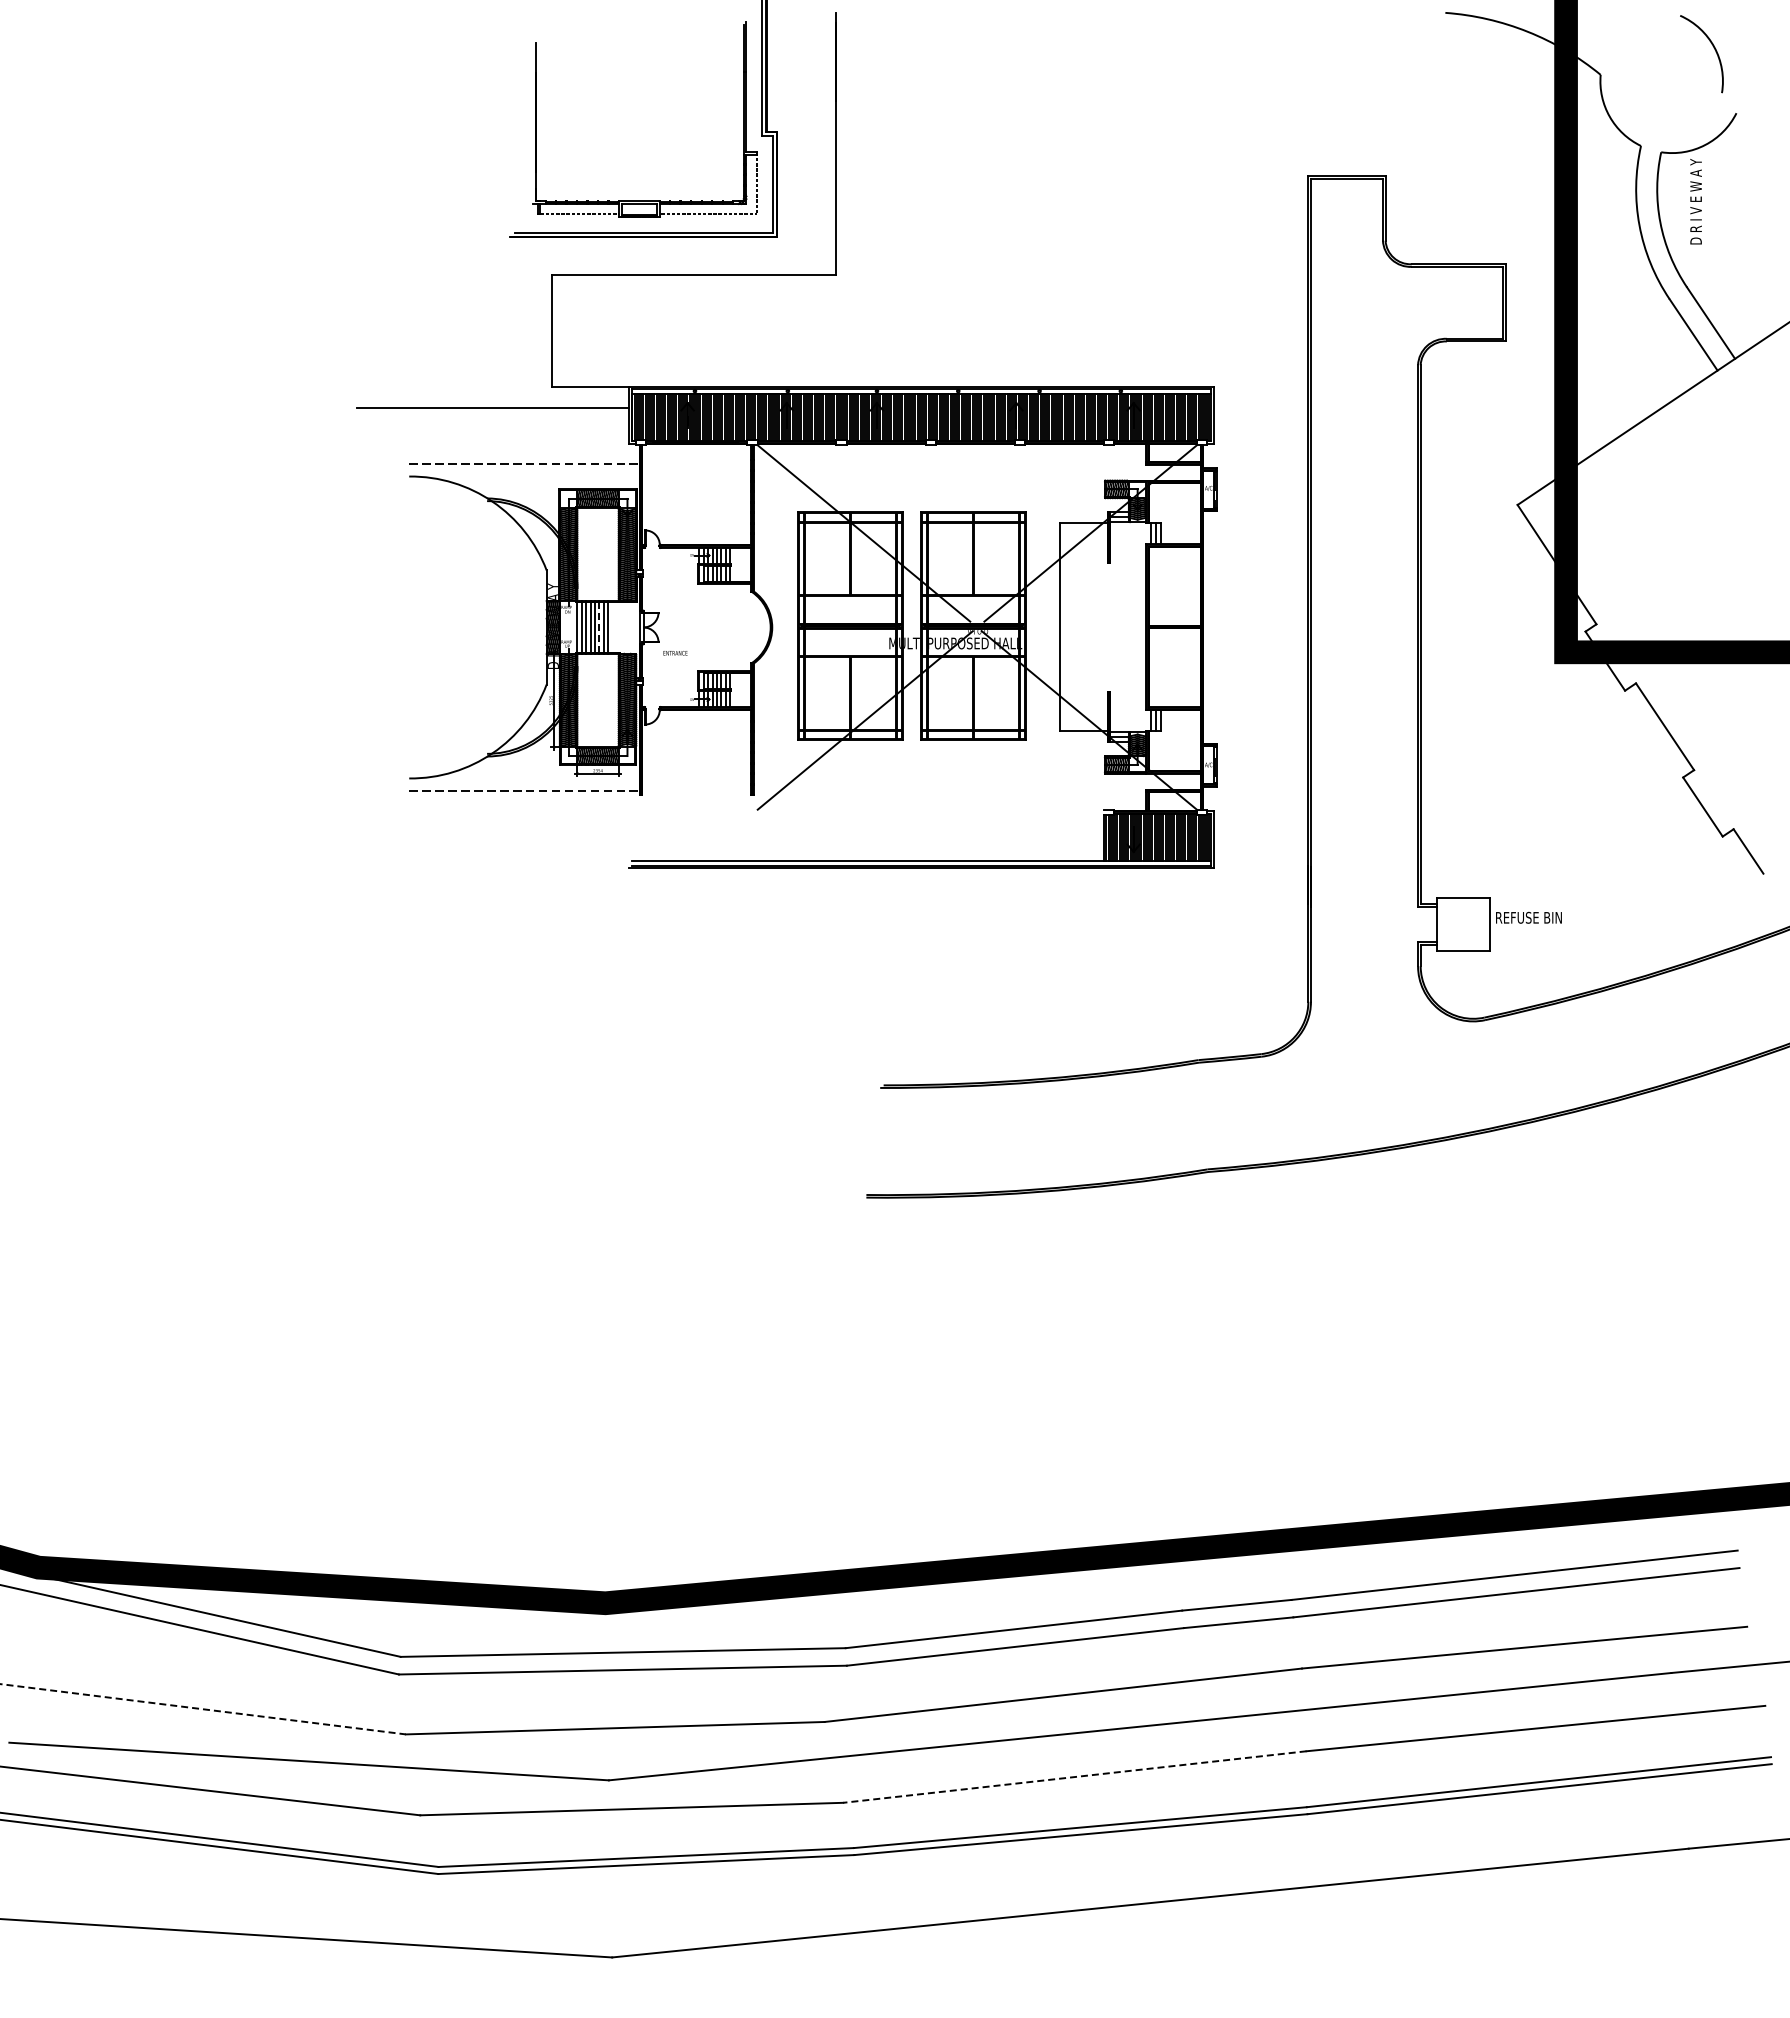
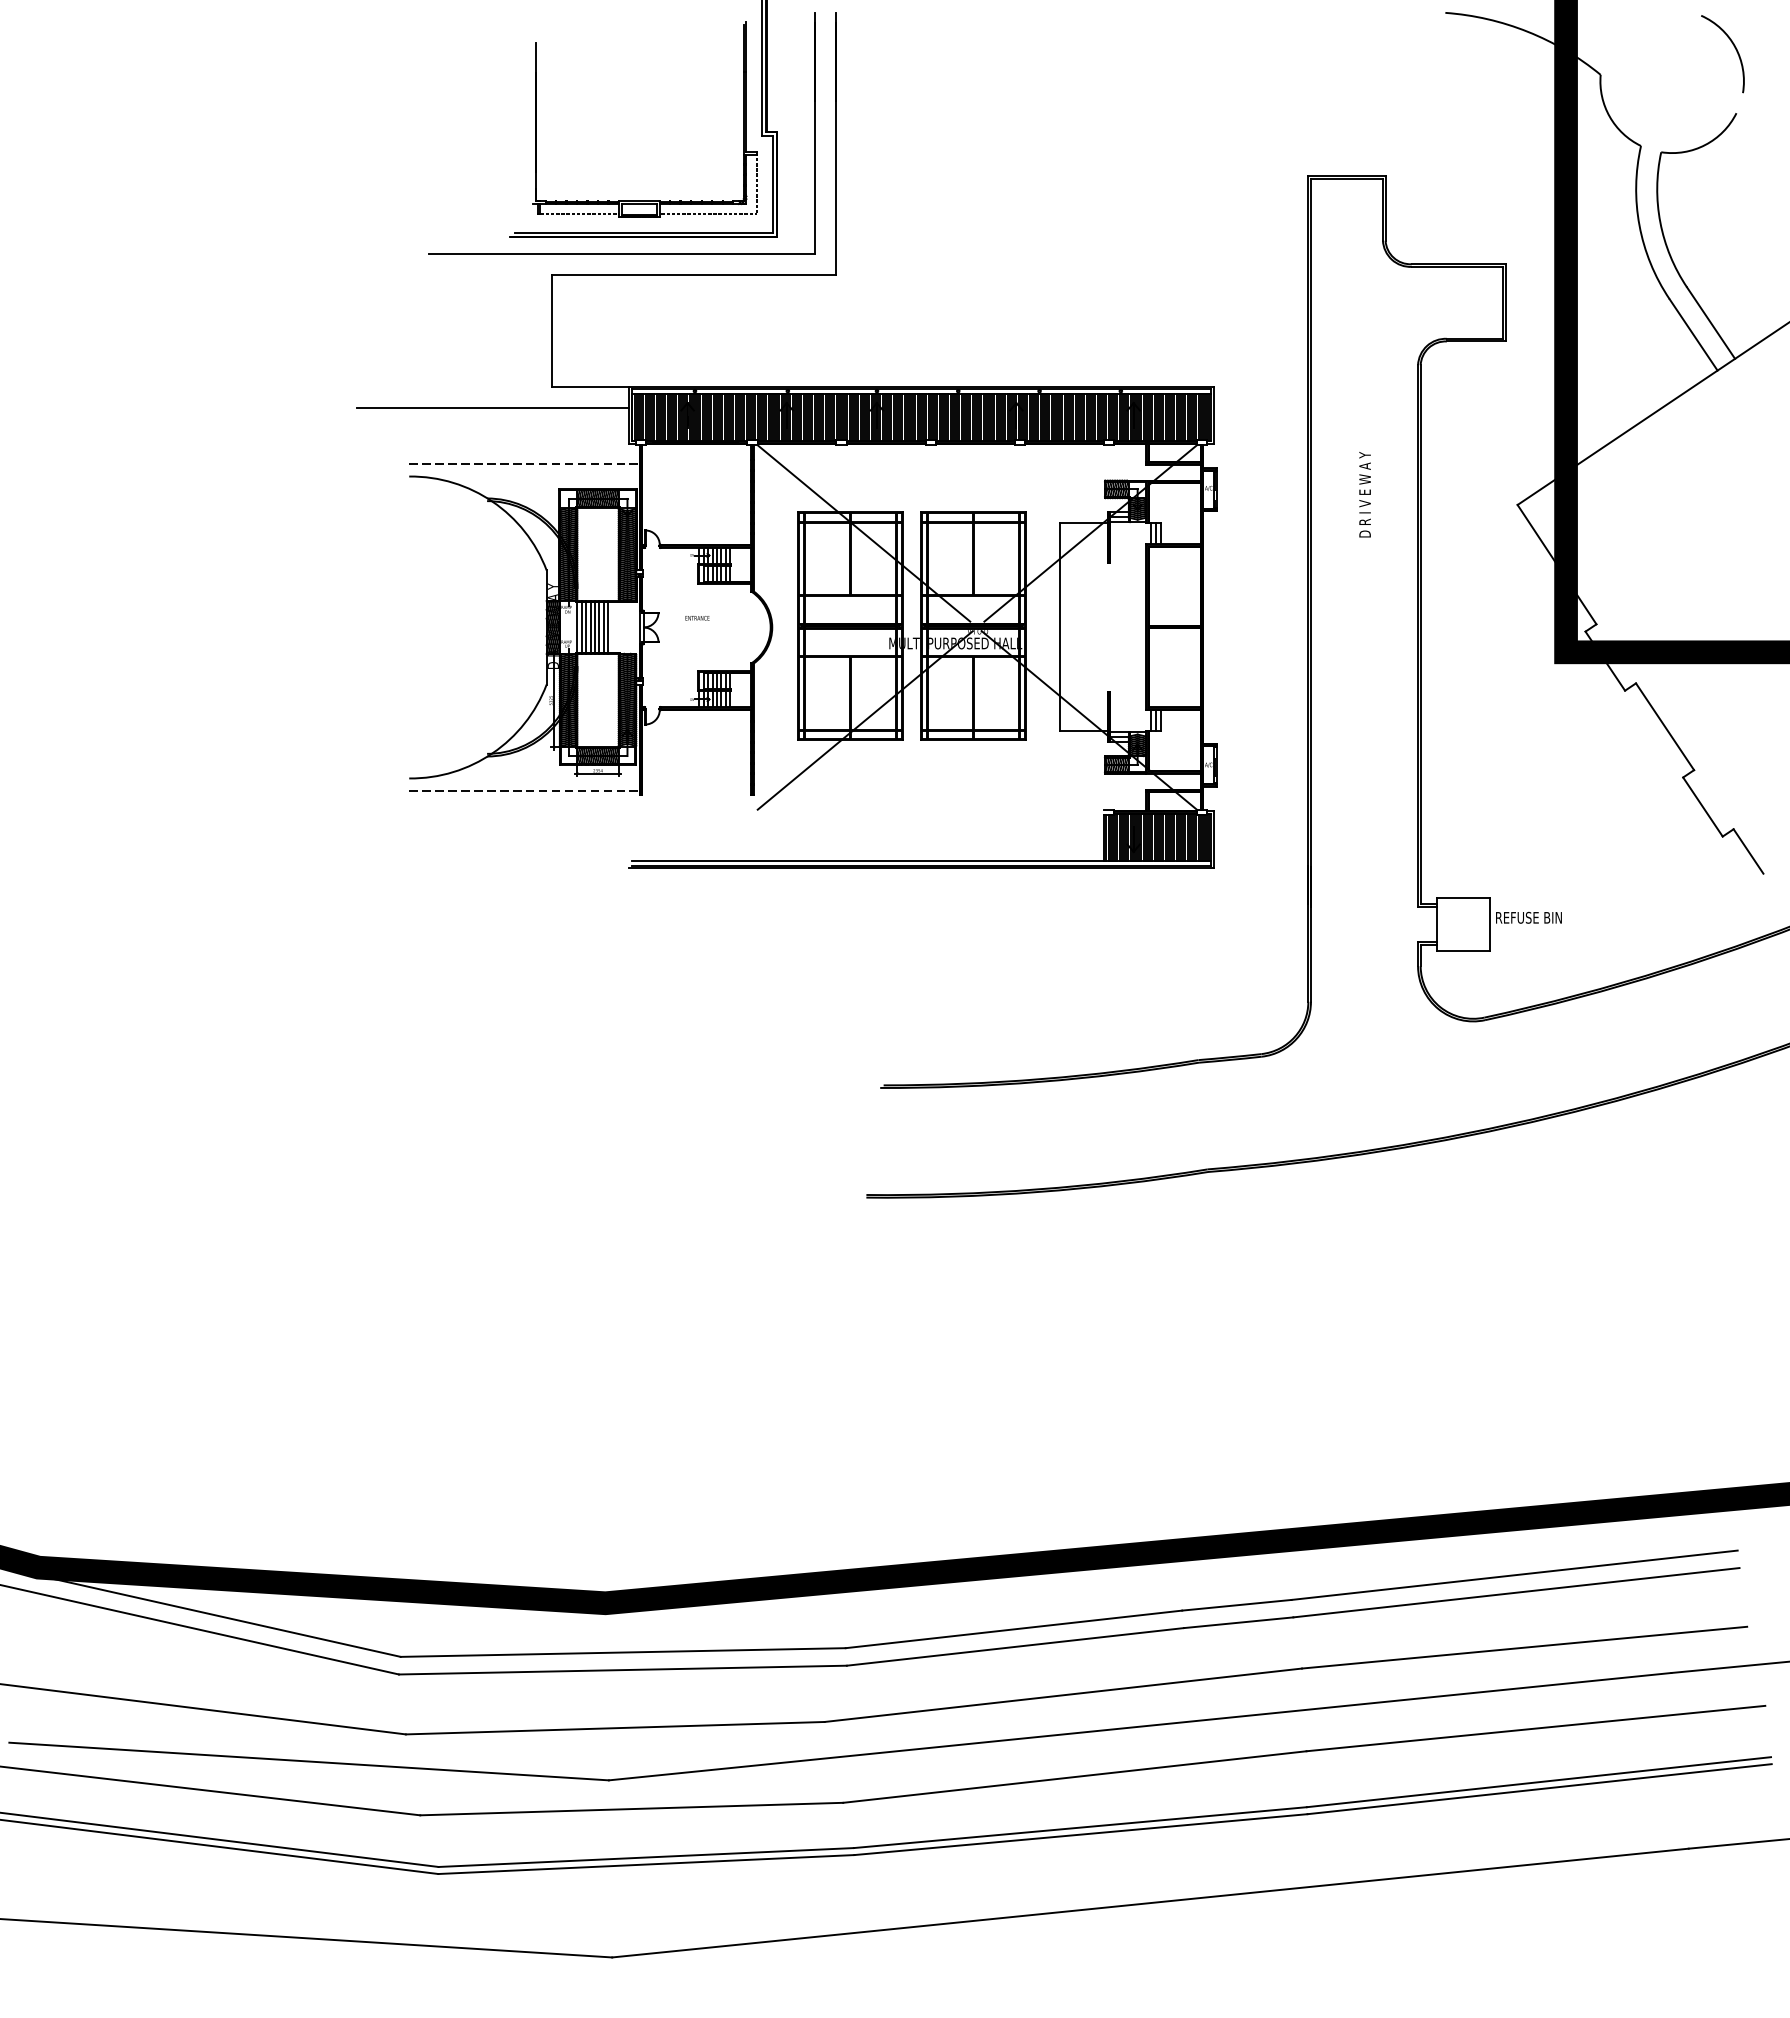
arc position: (1713, 48) -> (1734, 48) (1734, 48)
text position: (1695, 201) -> (1364, 494) (1364, 494)
part: none -> present (621, 253)
line: dashed -> solid (599, 627)
text position: (675, 653) -> (697, 618) (697, 618)
line: dashed -> solid (203, 1709)
line: dashed -> solid (1074, 1777)
